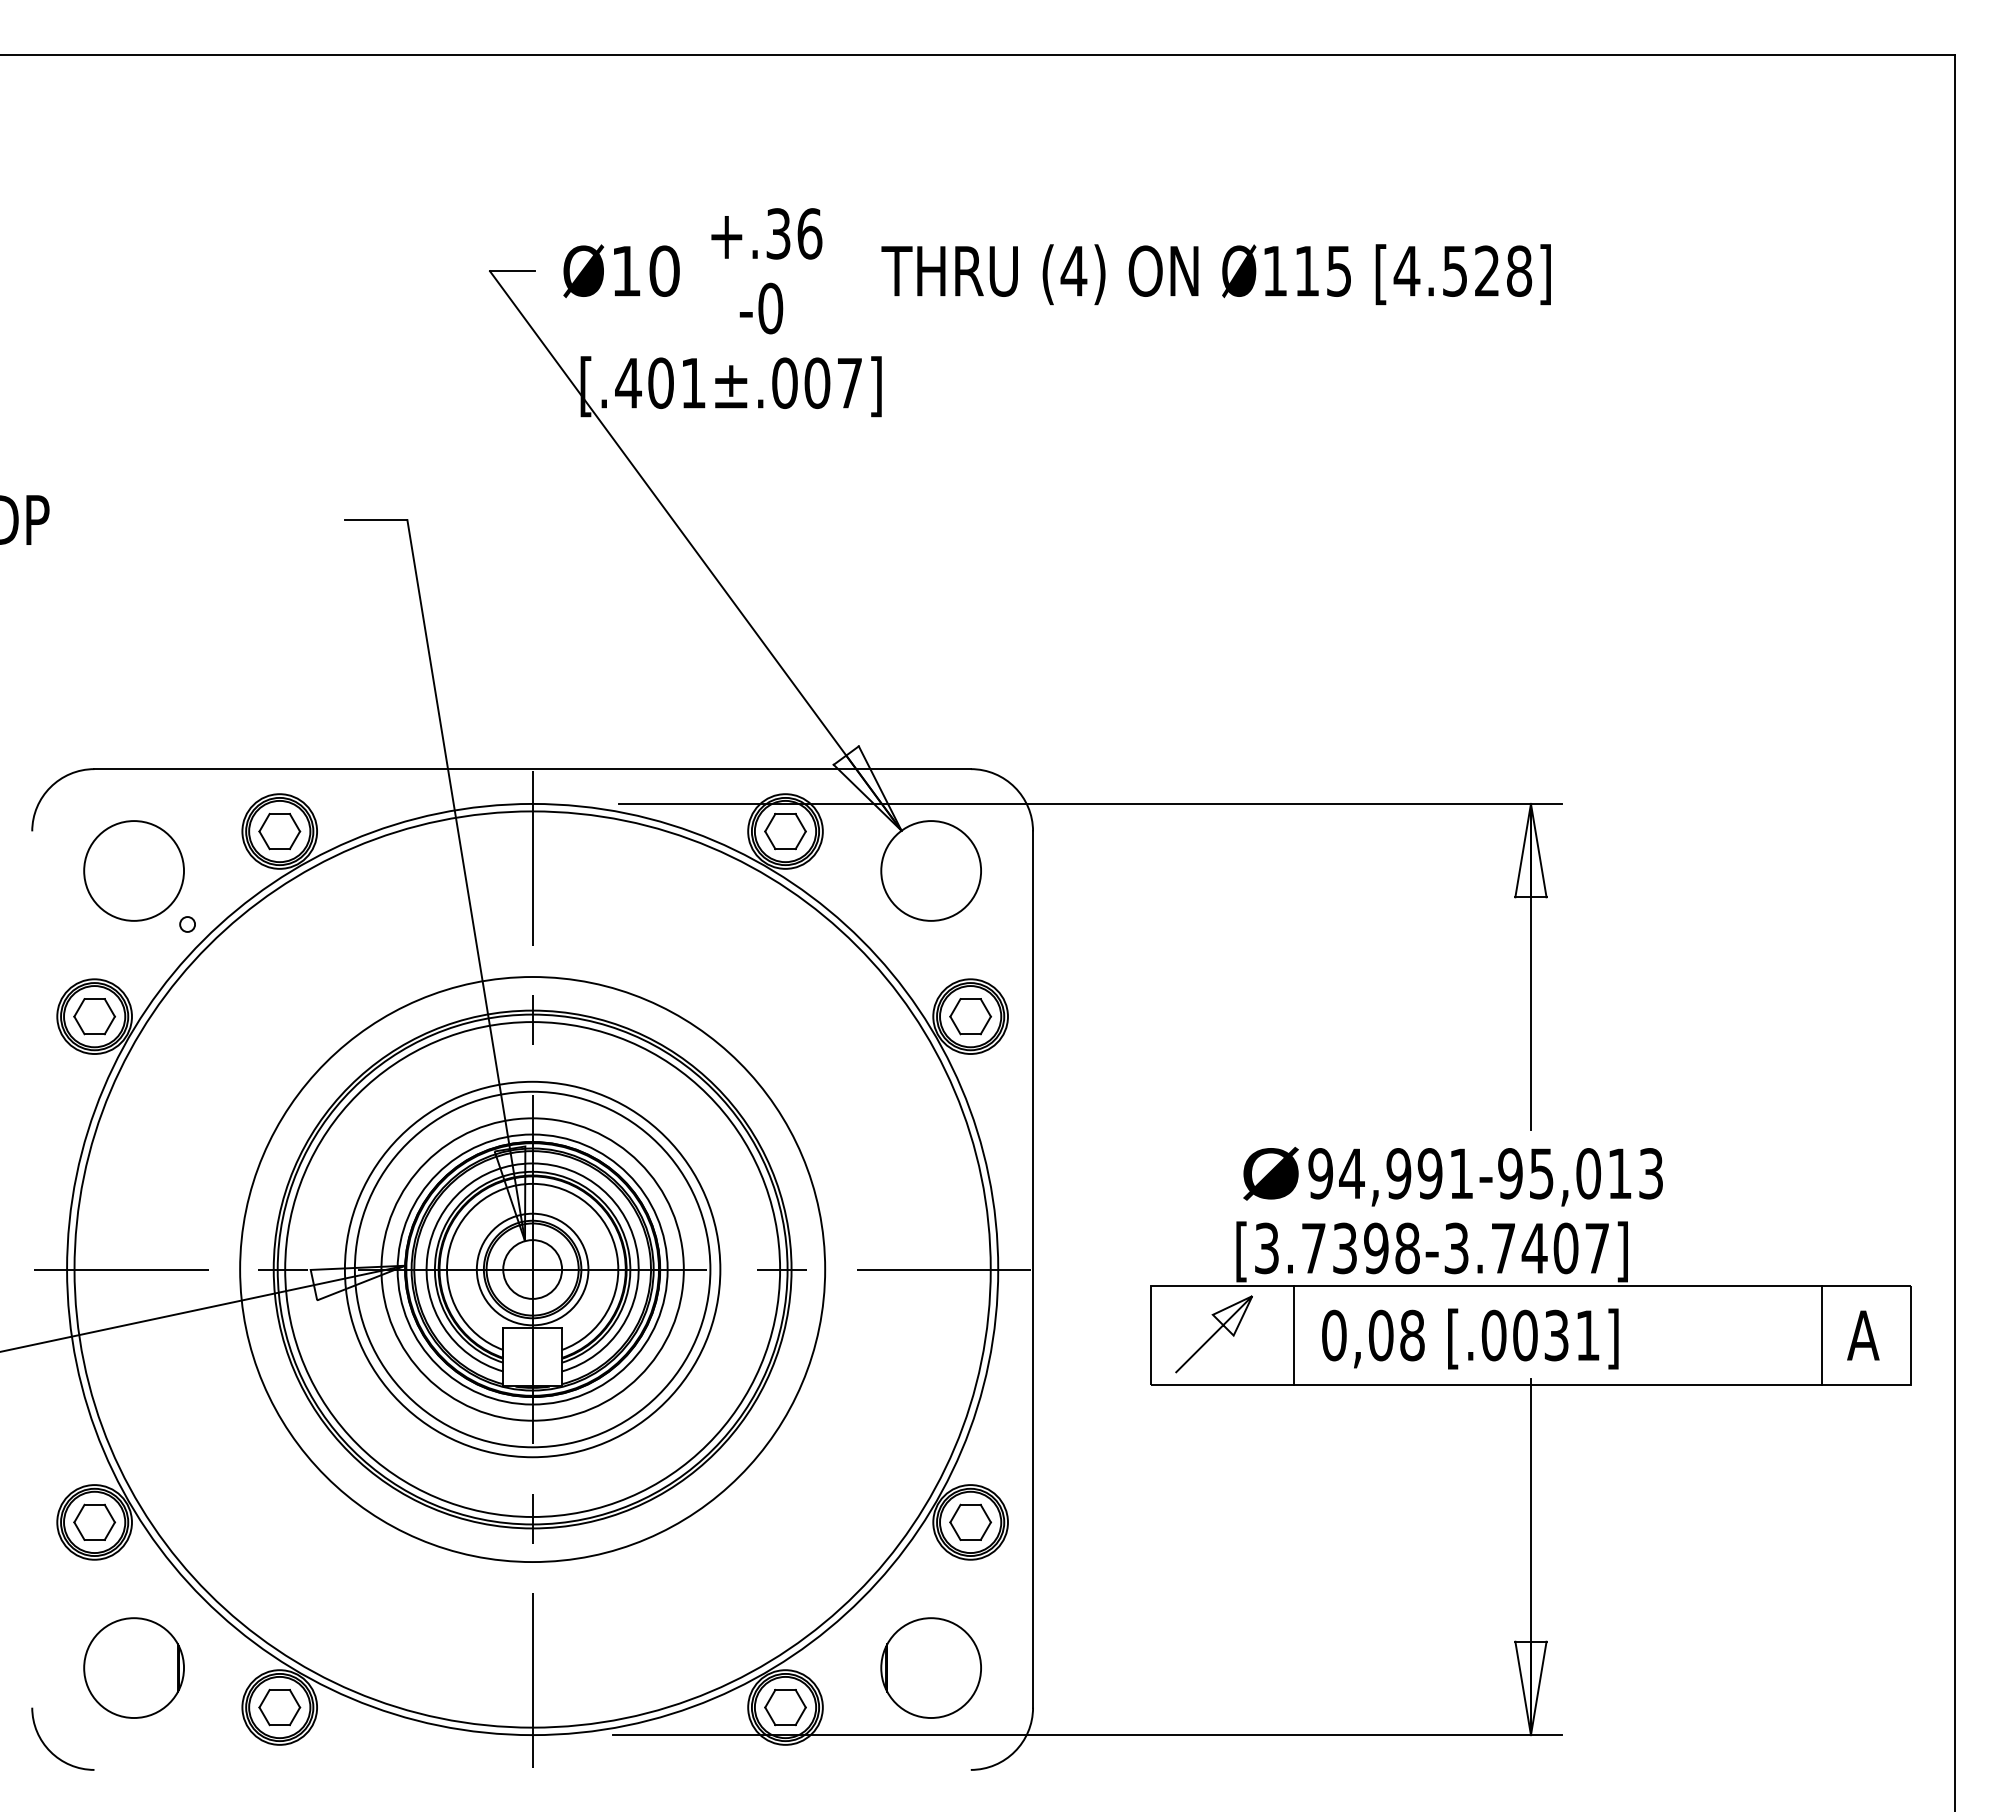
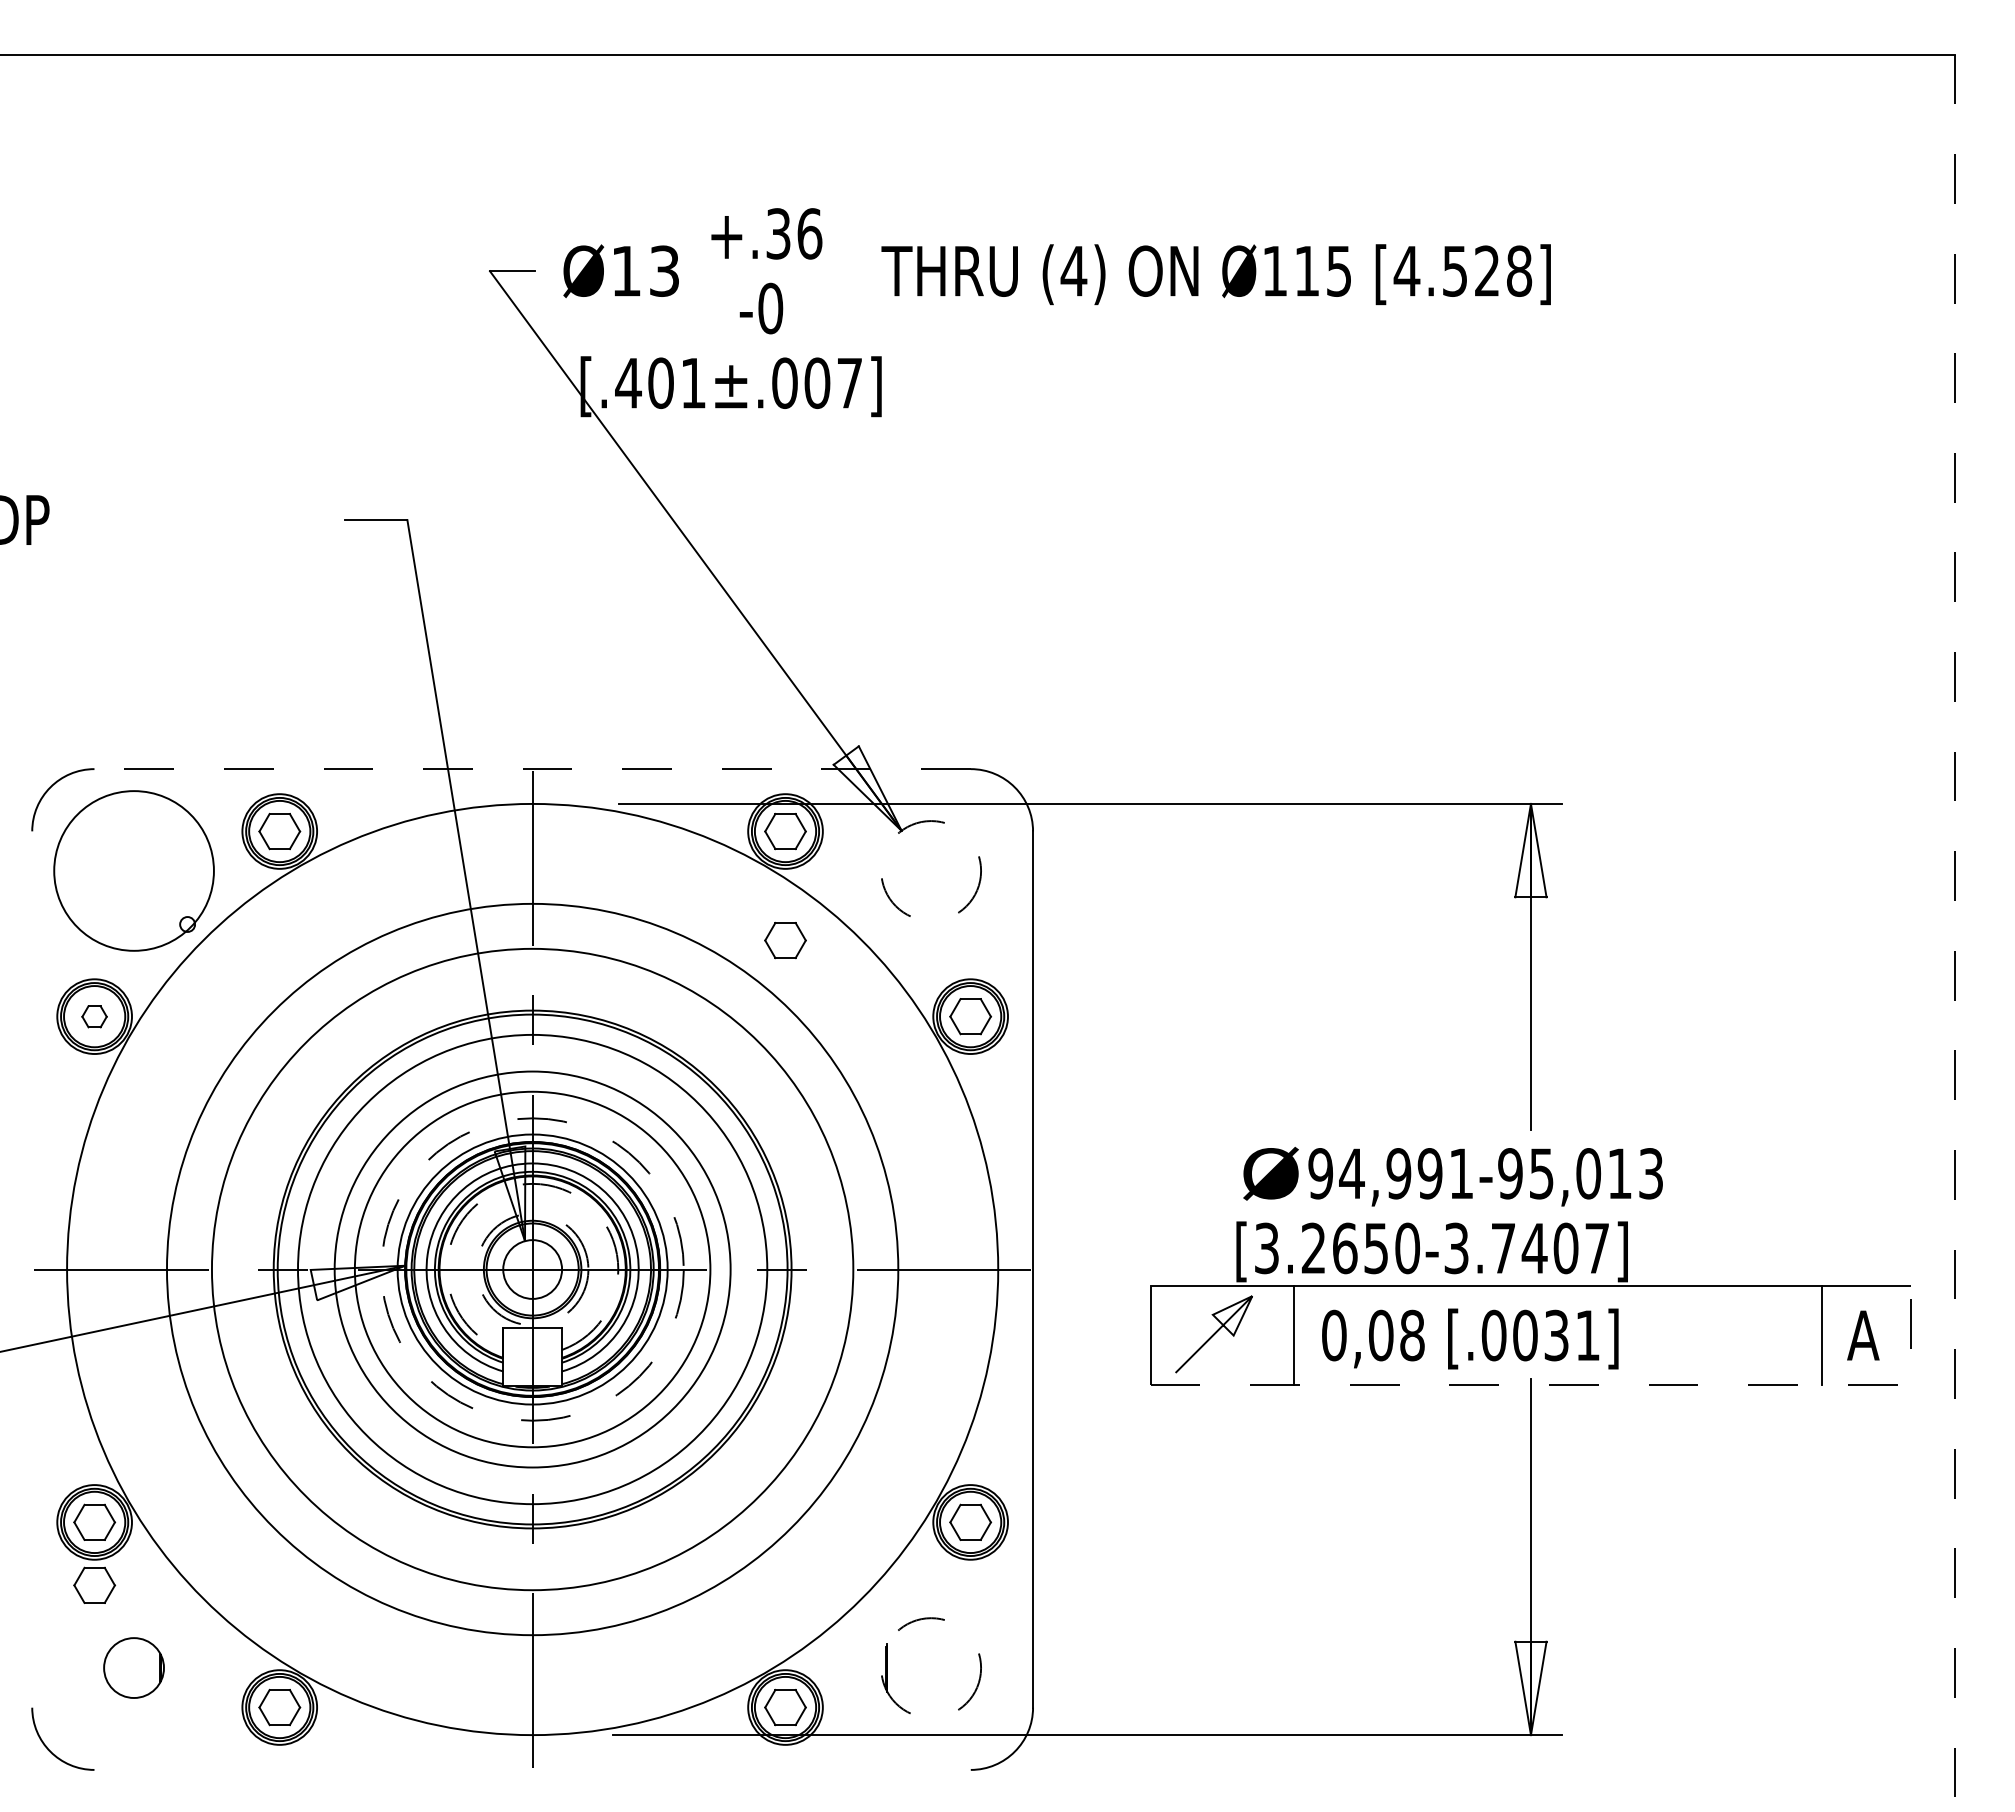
text: Ø10 -> Ø13 (664, 270)
line: solid -> dashed (532, 769)
circle diameter: 100 px -> 160 px (133, 870)
circle: solid -> dashed (931, 870)
line: solid -> dashed (1954, 933)
part: none -> present (785, 940)
part size: 43x38 px -> 27x24 px (94, 1016)
arc: solid -> dashed (532, 1183)
text: [3.7398-3.7407] -> [3.2650-3.7407] (1360, 1248)
circle diameter: 375 px -> 469 px (532, 1269)
circle diameter: 495 px -> 396 px (532, 1269)
circle diameter: 585 px -> 731 px (532, 1269)
circle diameter: 916 px -> 641 px (532, 1269)
circle: solid -> dashed (532, 1269)
circle: solid -> dashed (532, 1269)
line: solid -> dashed (1581, 1385)
part: none -> present (94, 1584)
part size: 102x102 px -> 62x62 px (133, 1667)
circle: solid -> dashed (931, 1668)
